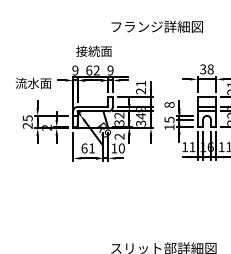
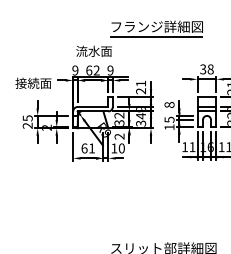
line: none -> present (156, 36)
text: 接続面 -> 流水面 (87, 50)
text: 流水面 -> 接続面 (27, 82)
